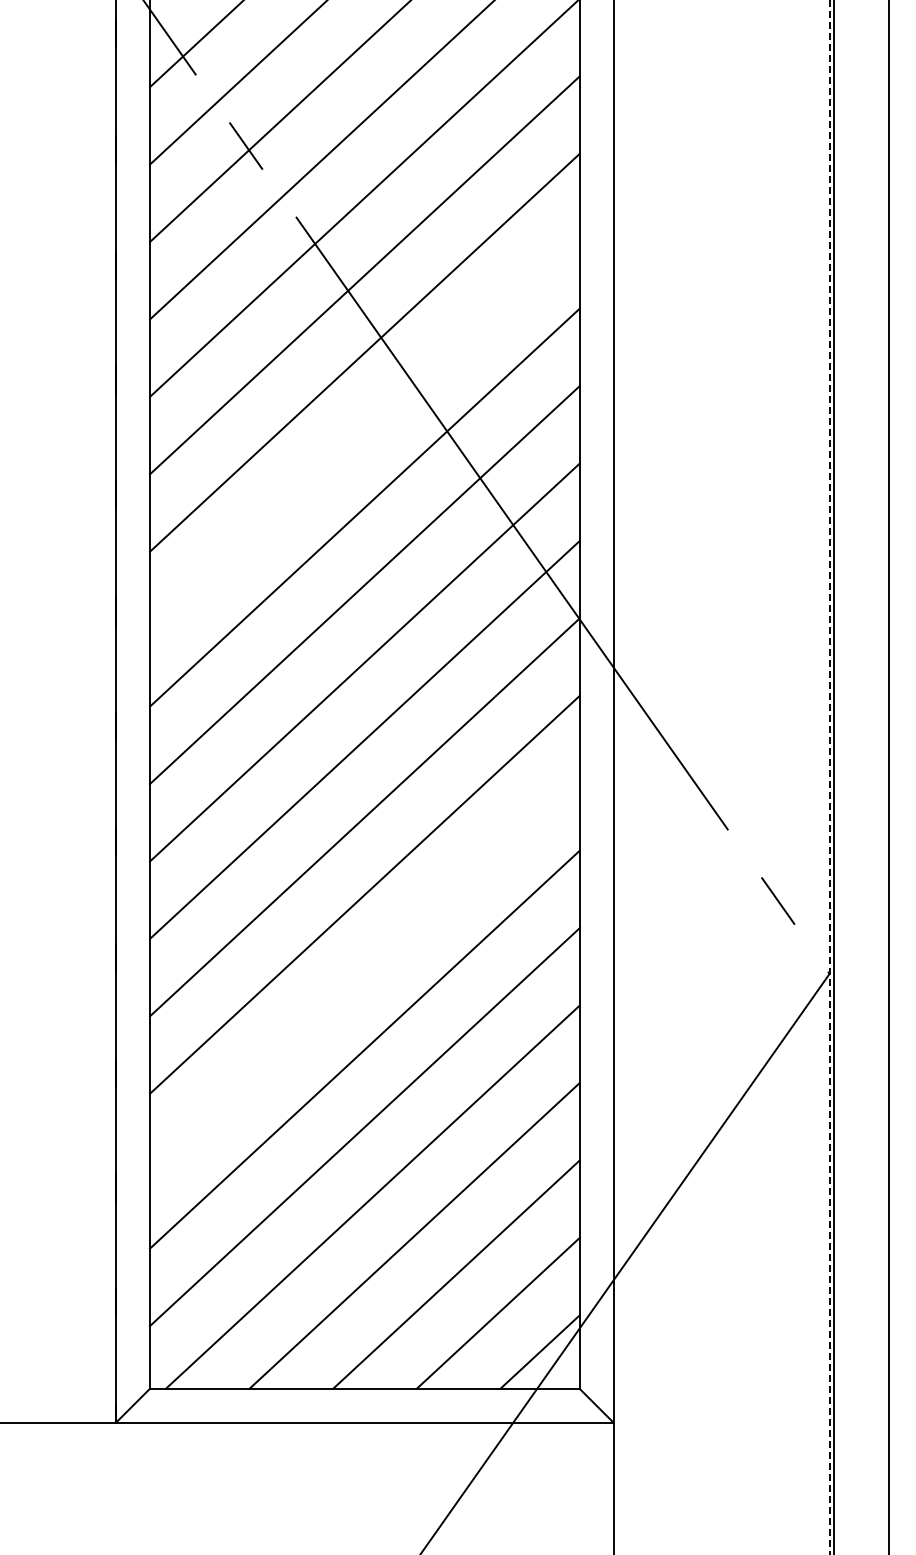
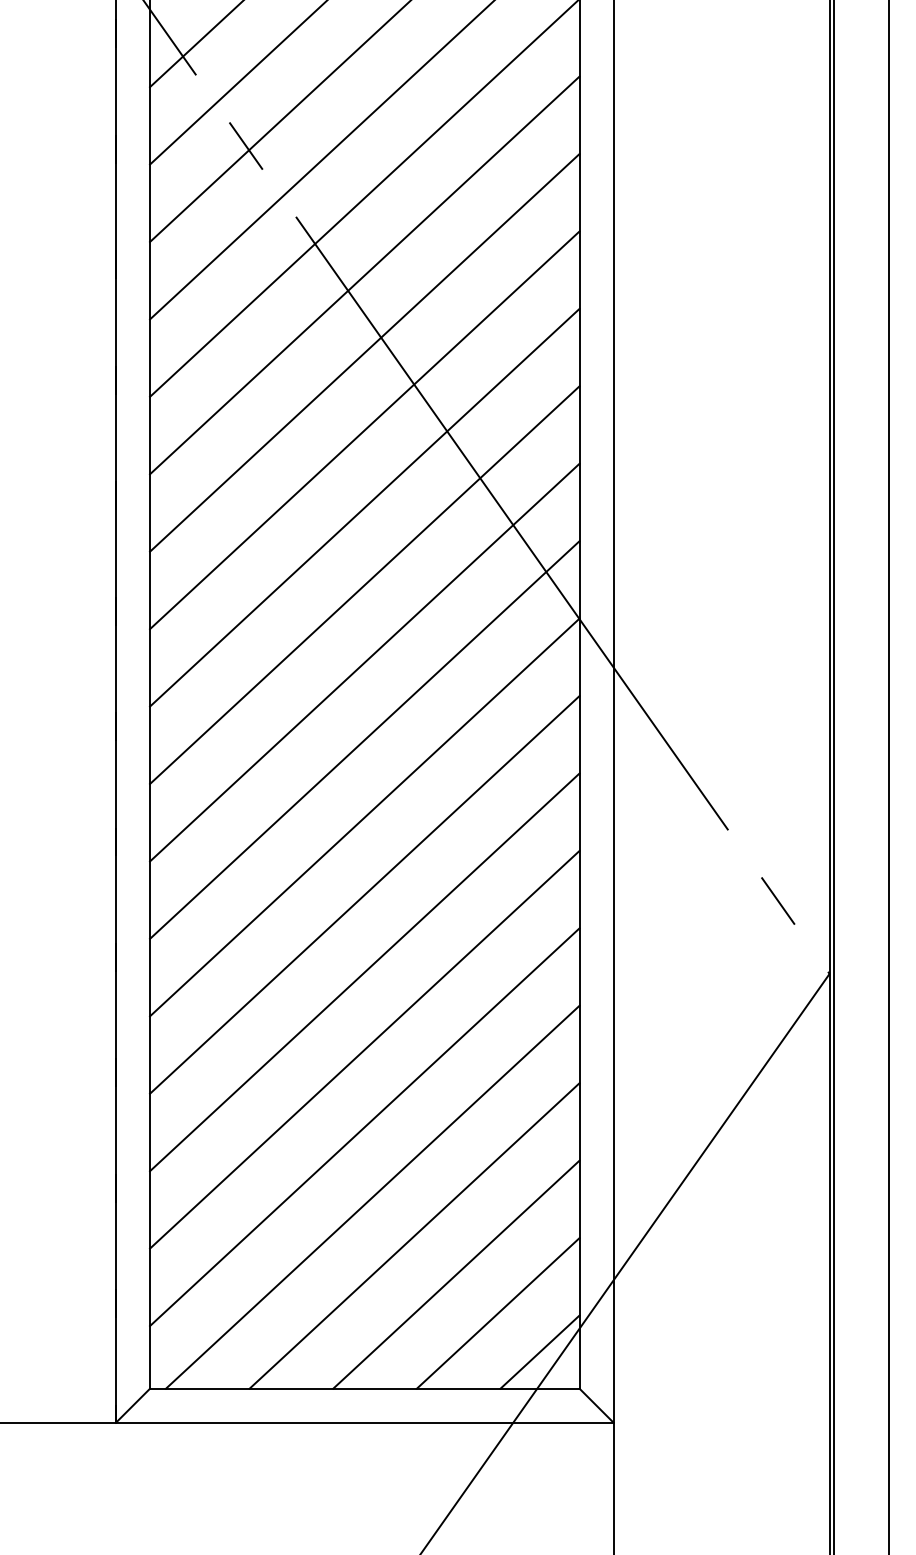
line: none -> present (364, 430)
line: dashed -> solid (829, 777)
line: none -> present (364, 972)
